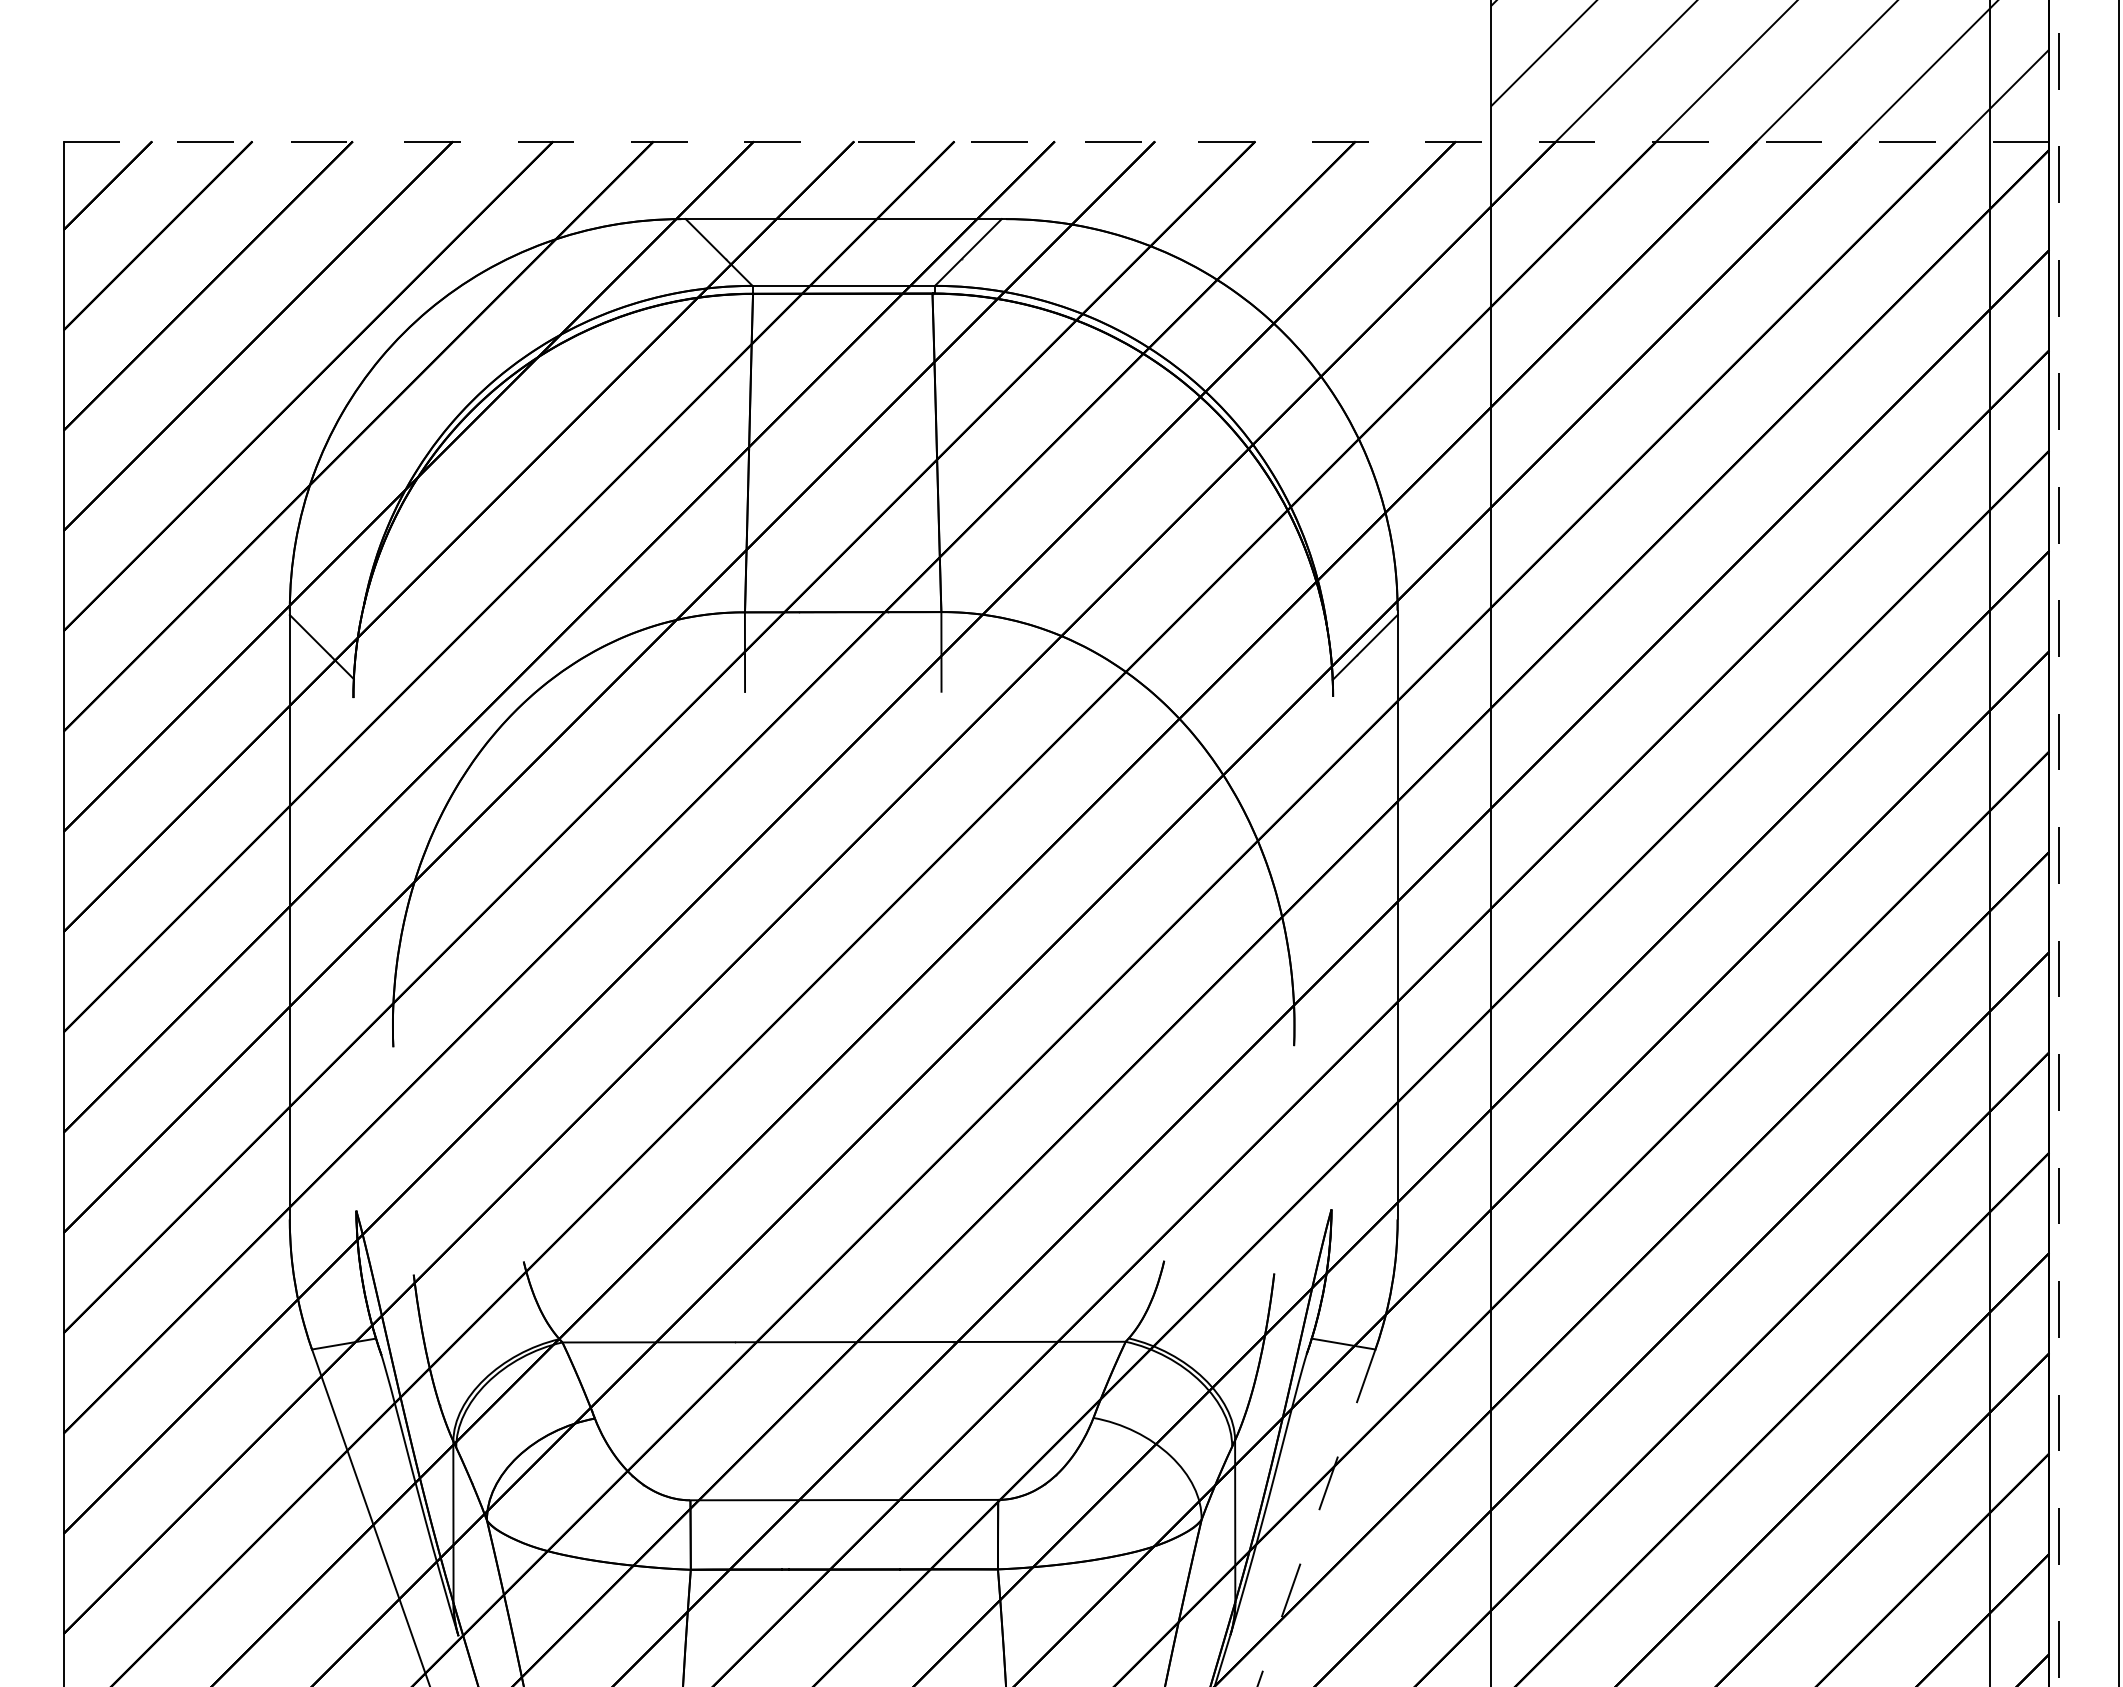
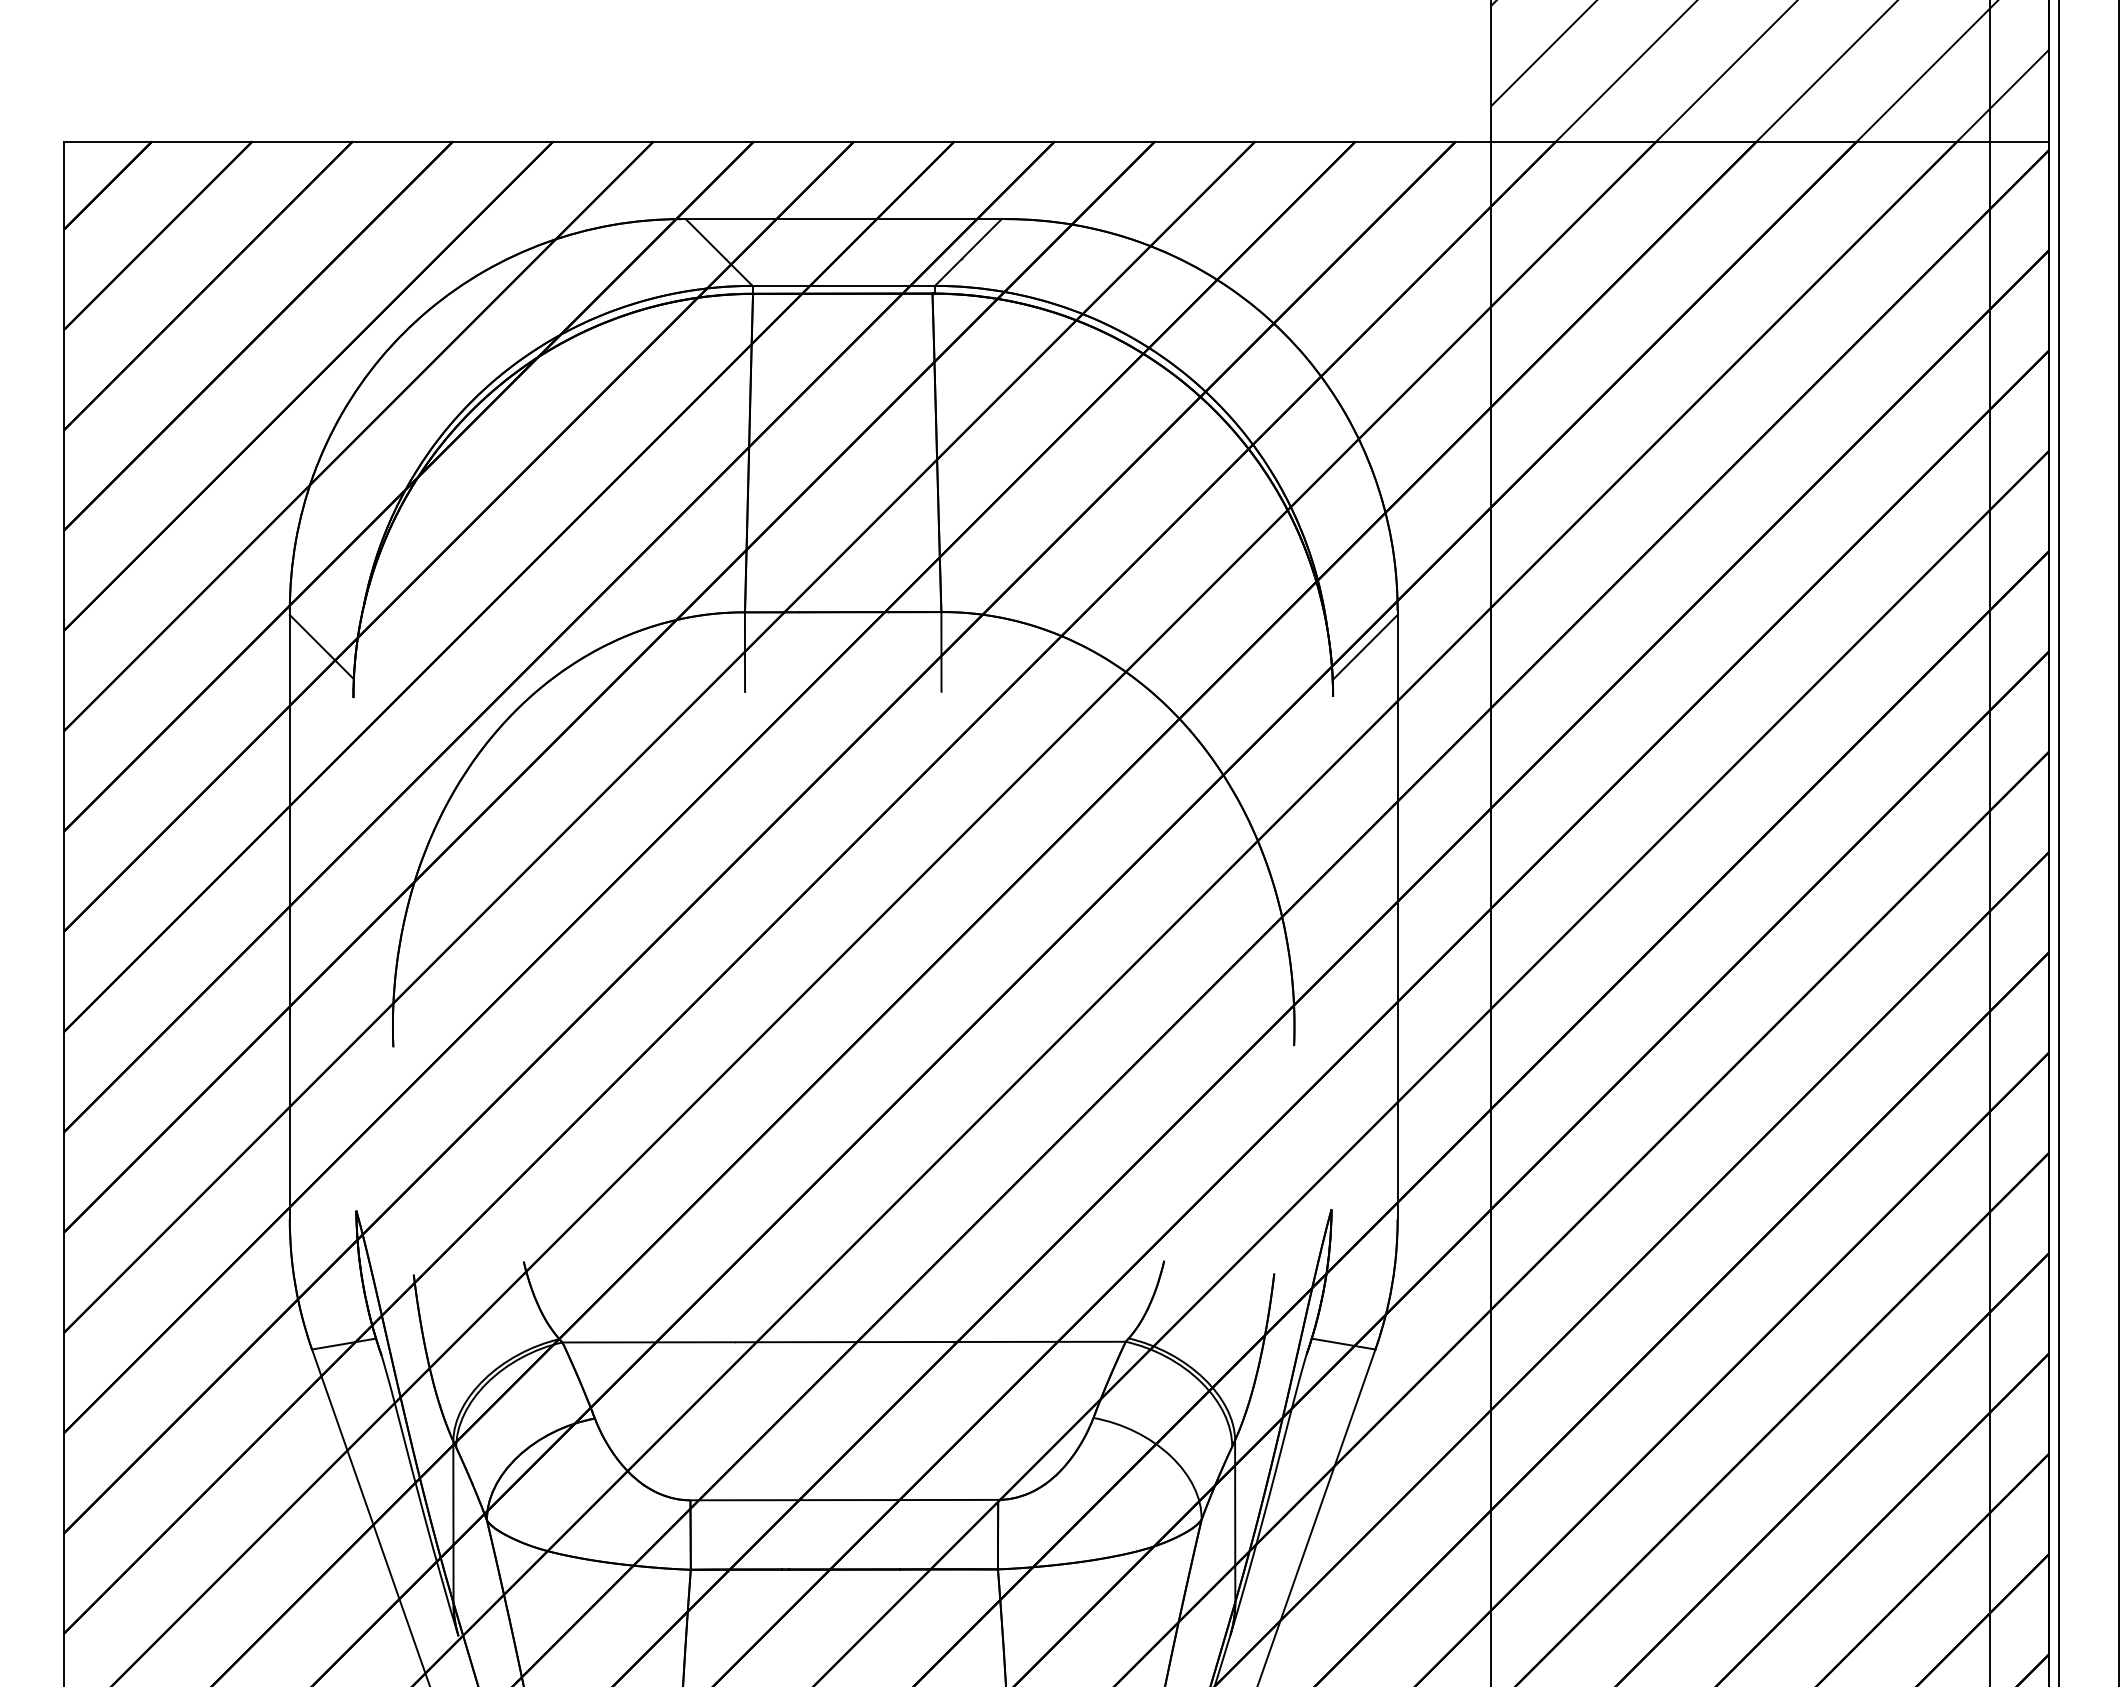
line: dashed -> solid (1056, 141)
line: dashed -> solid (2059, 843)
line: dashed -> solid (1316, 1518)
